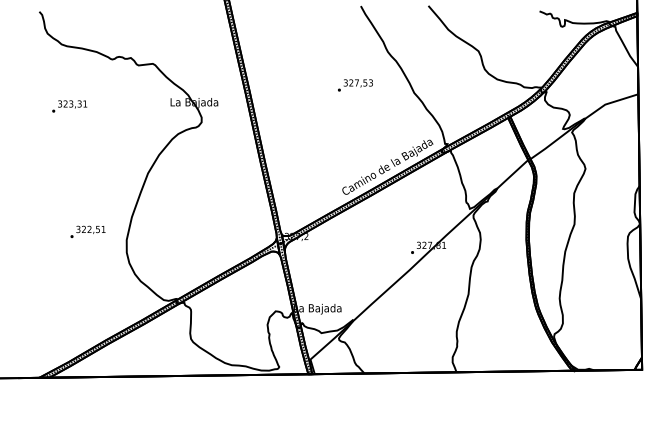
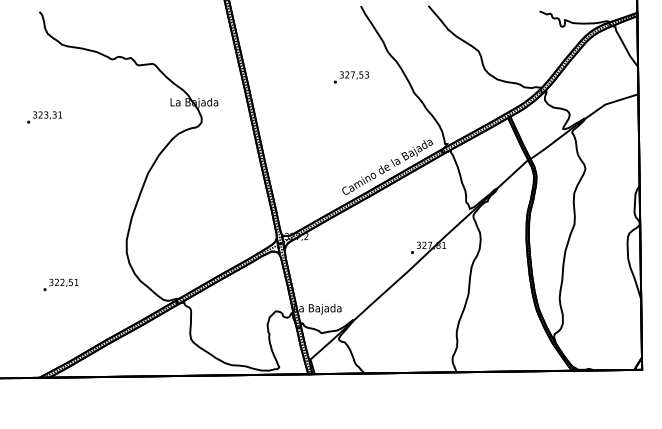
text position: (355, 85) -> (351, 77) (351, 77)
text position: (69, 106) -> (44, 117) (44, 117)
text position: (87, 231) -> (60, 284) (60, 284)
